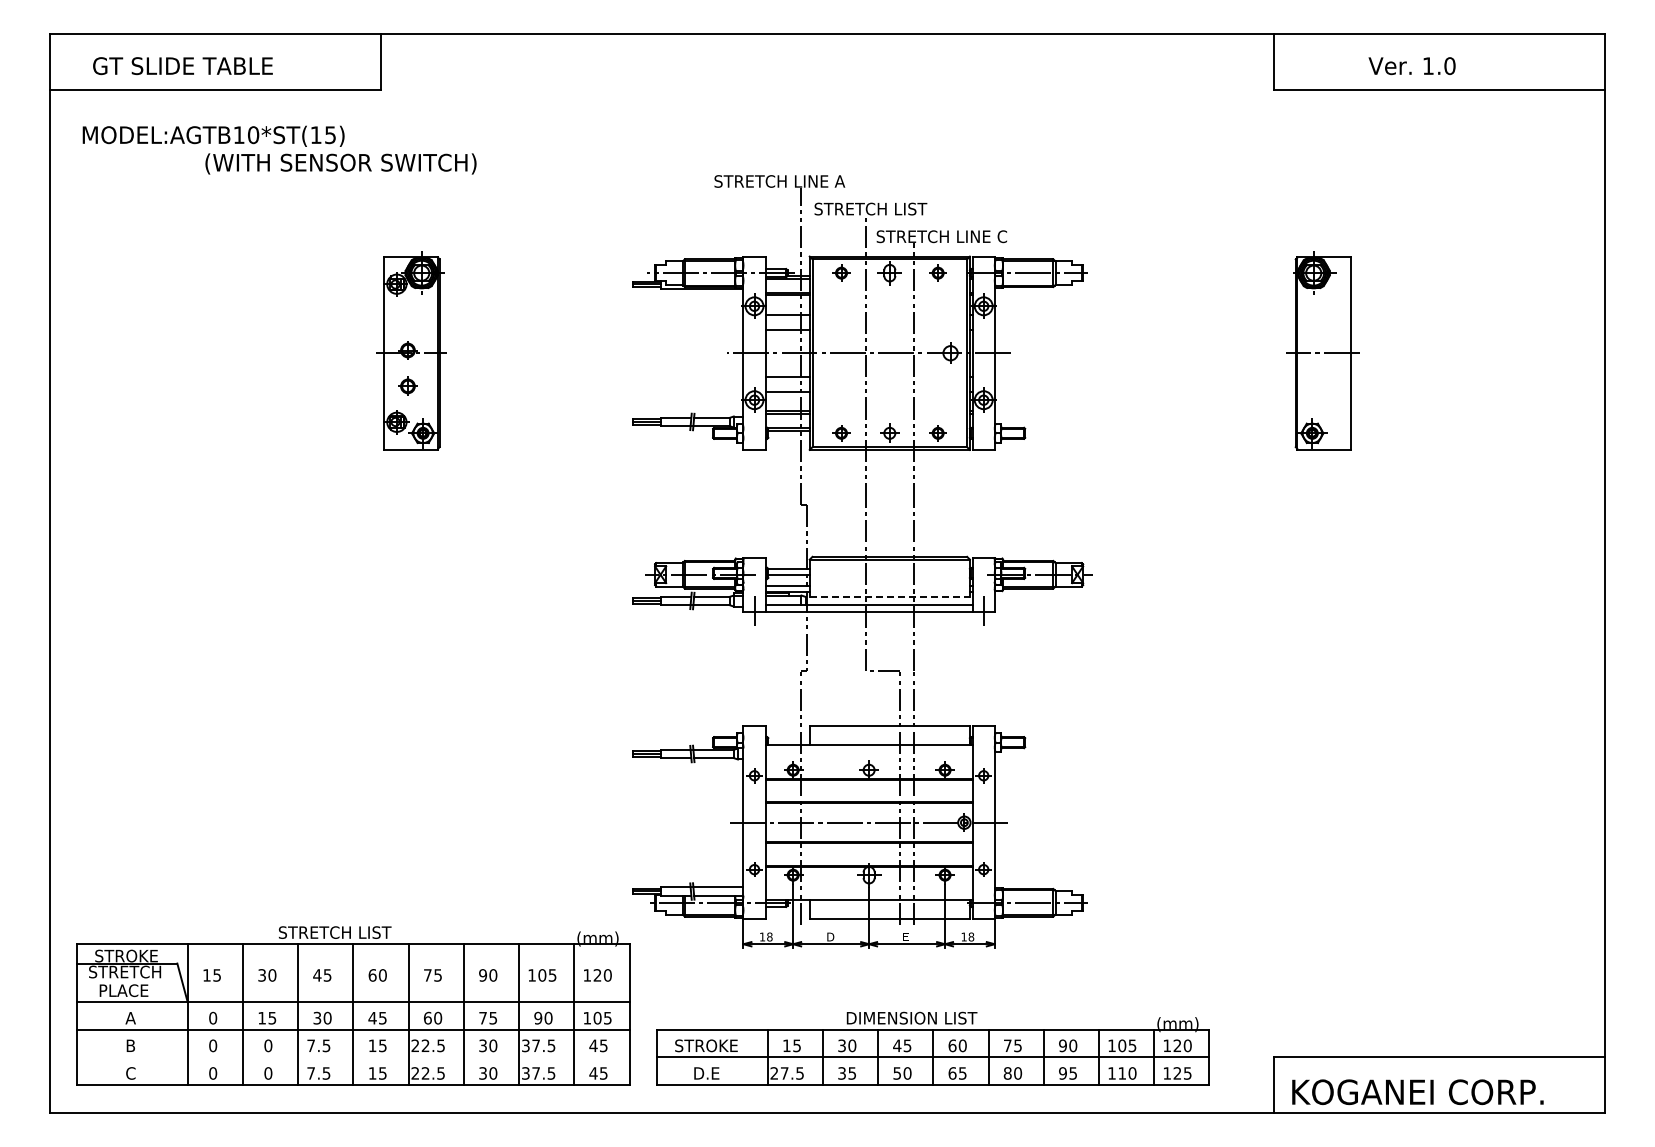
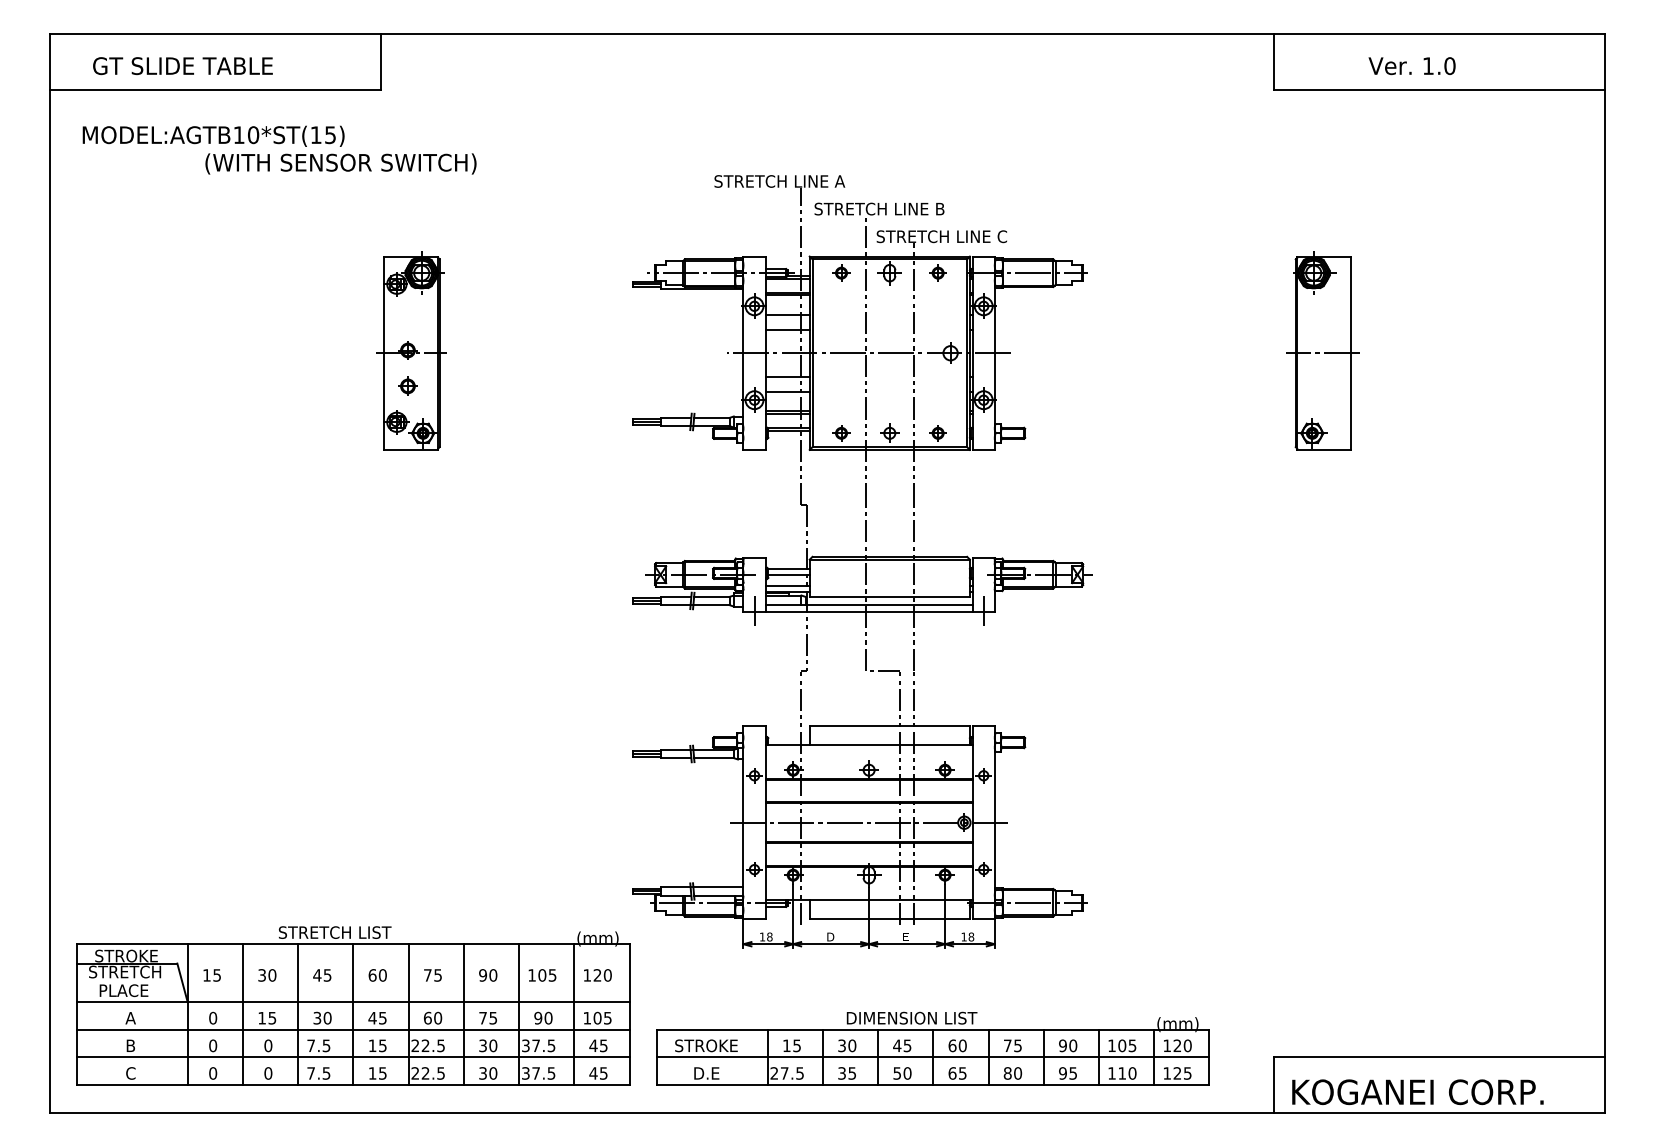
text: STRETCH LIST -> STRETCH LINE B (926, 208)
line: dashed -> solid (890, 596)
line: none -> present (353, 1057)
